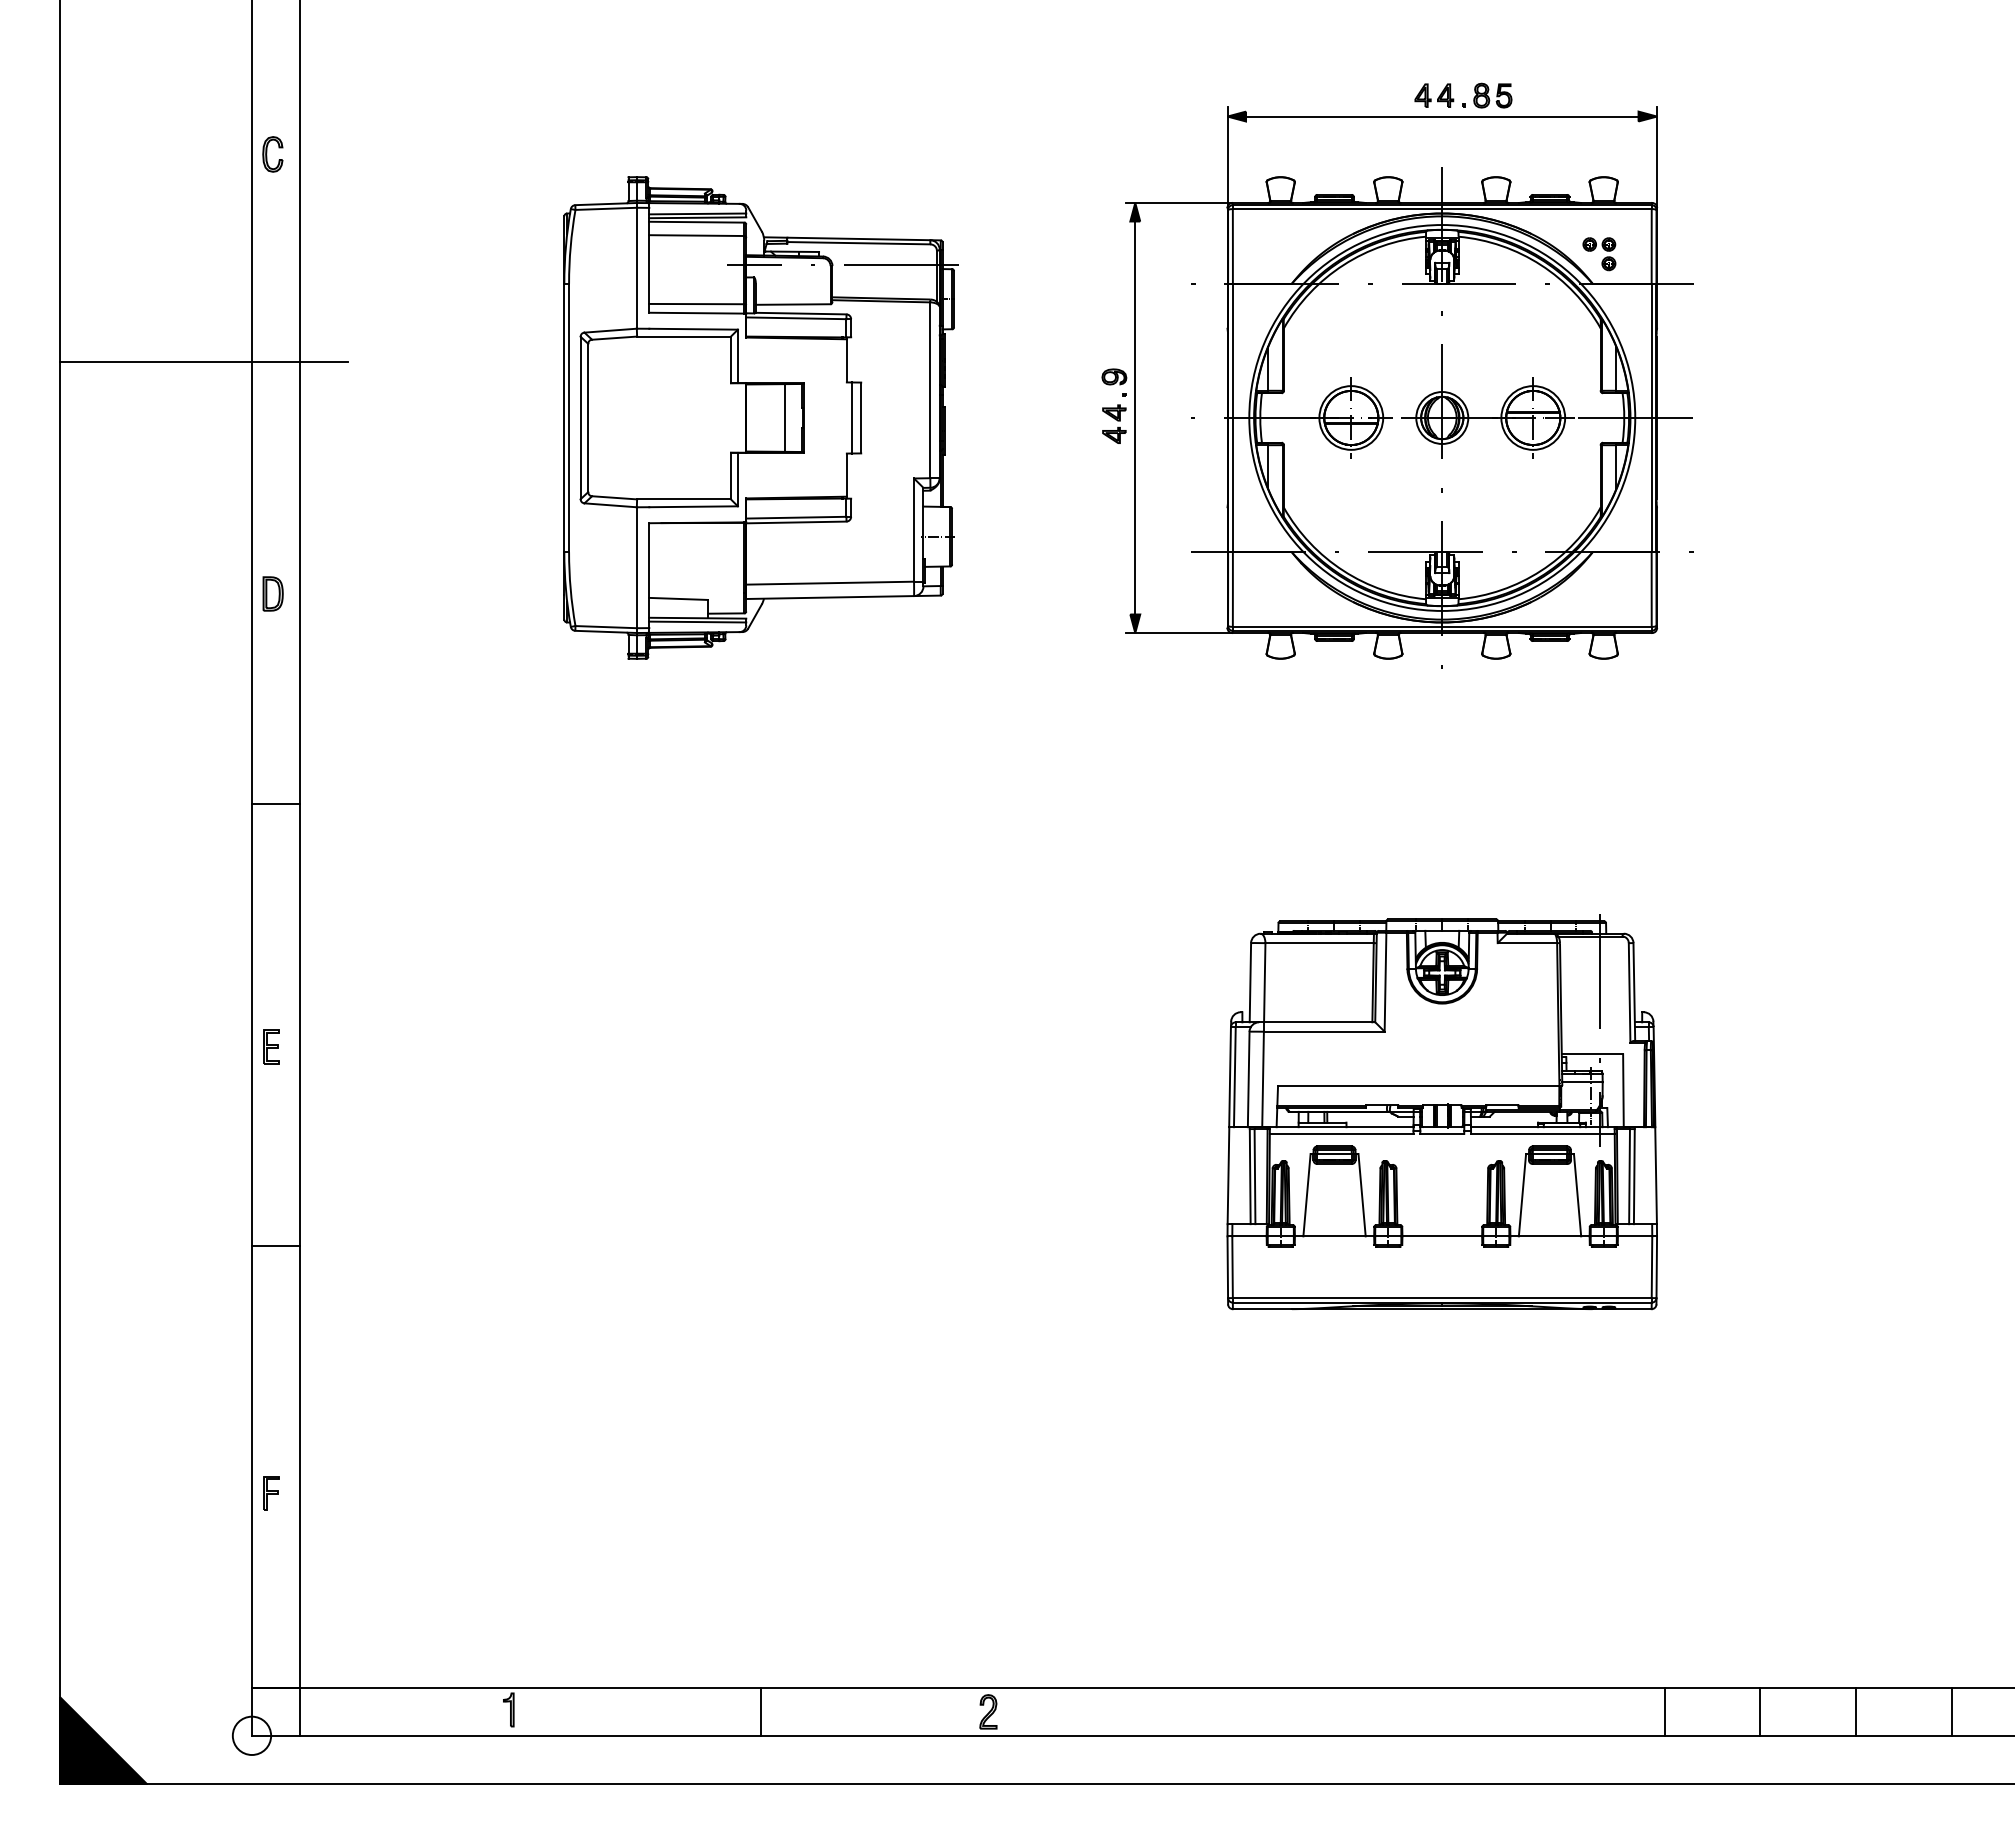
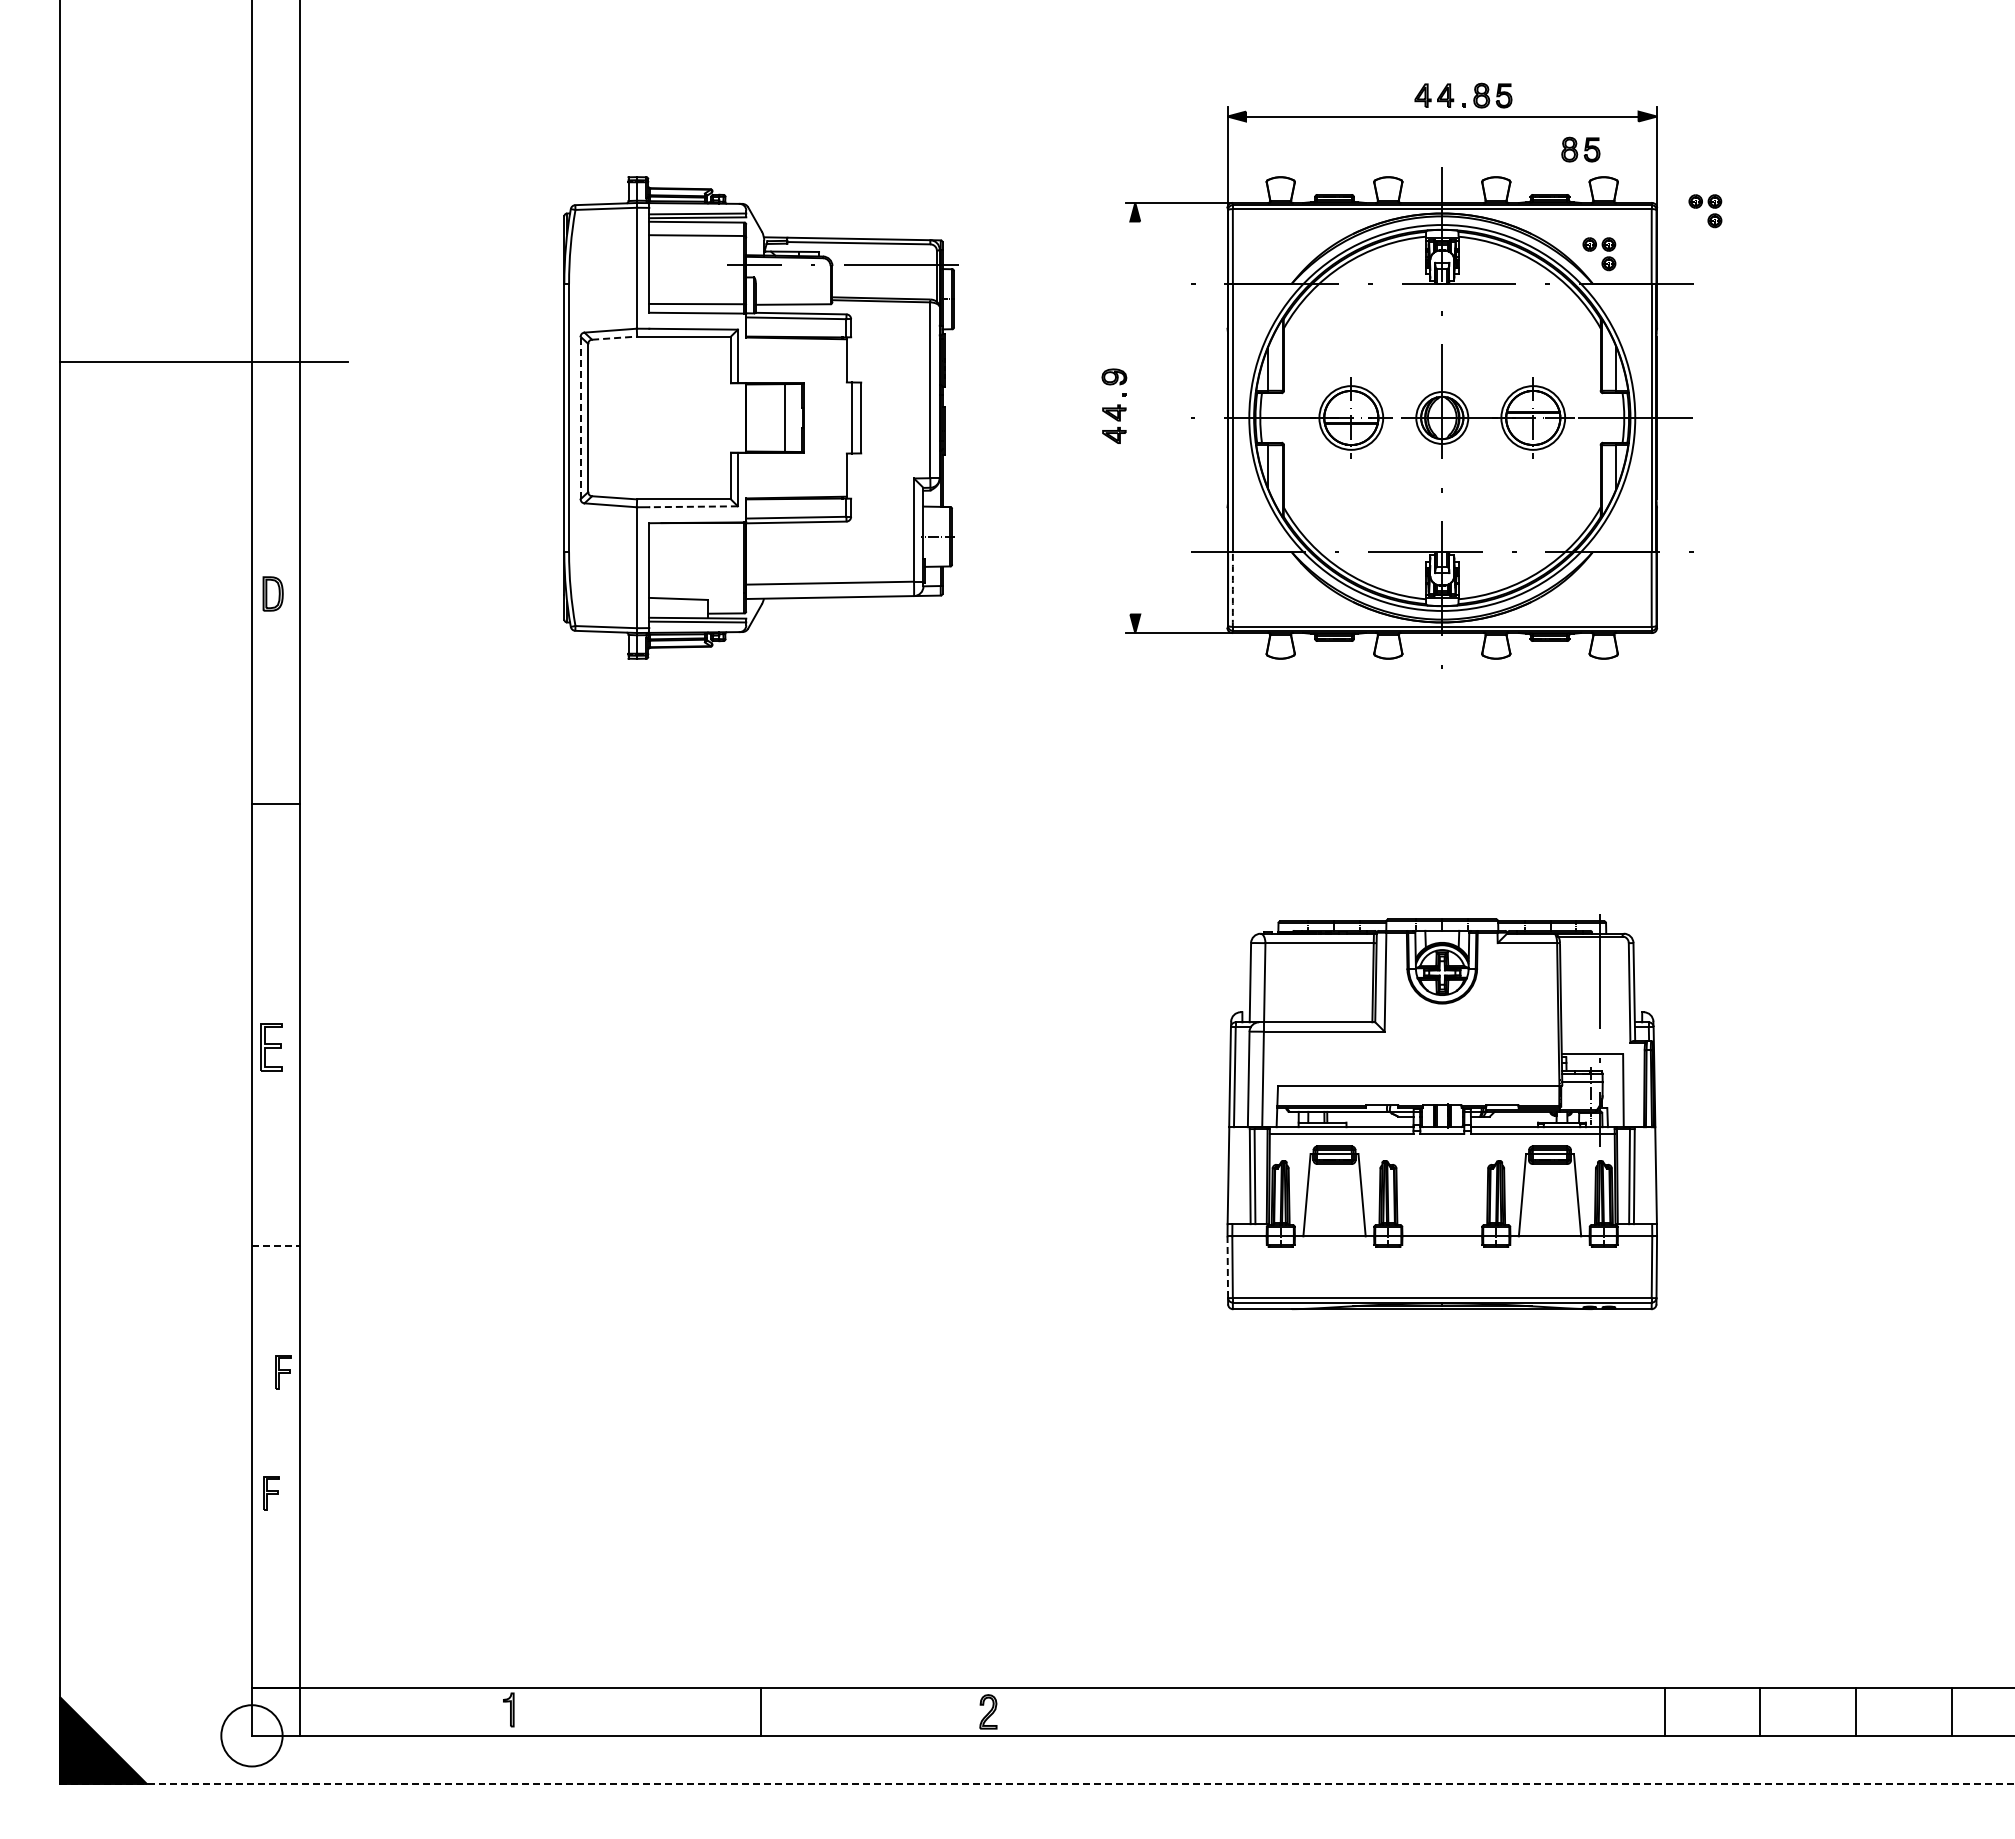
part: none -> present (1580, 149)
part: present -> none (272, 154)
part: none -> present (1705, 211)
line: solid -> dashed (614, 338)
line: solid -> dashed (580, 417)
line: present -> none (1135, 417)
line: solid -> dashed (693, 506)
arc: solid -> dashed (1232, 589)
part size: 17x36 px -> 23x49 px (271, 1047)
line: solid -> dashed (275, 1245)
line: solid -> dashed (1227, 1267)
part: none -> present (283, 1372)
circle diameter: 38 px -> 61 px (251, 1735)
line: solid -> dashed (1037, 1783)
